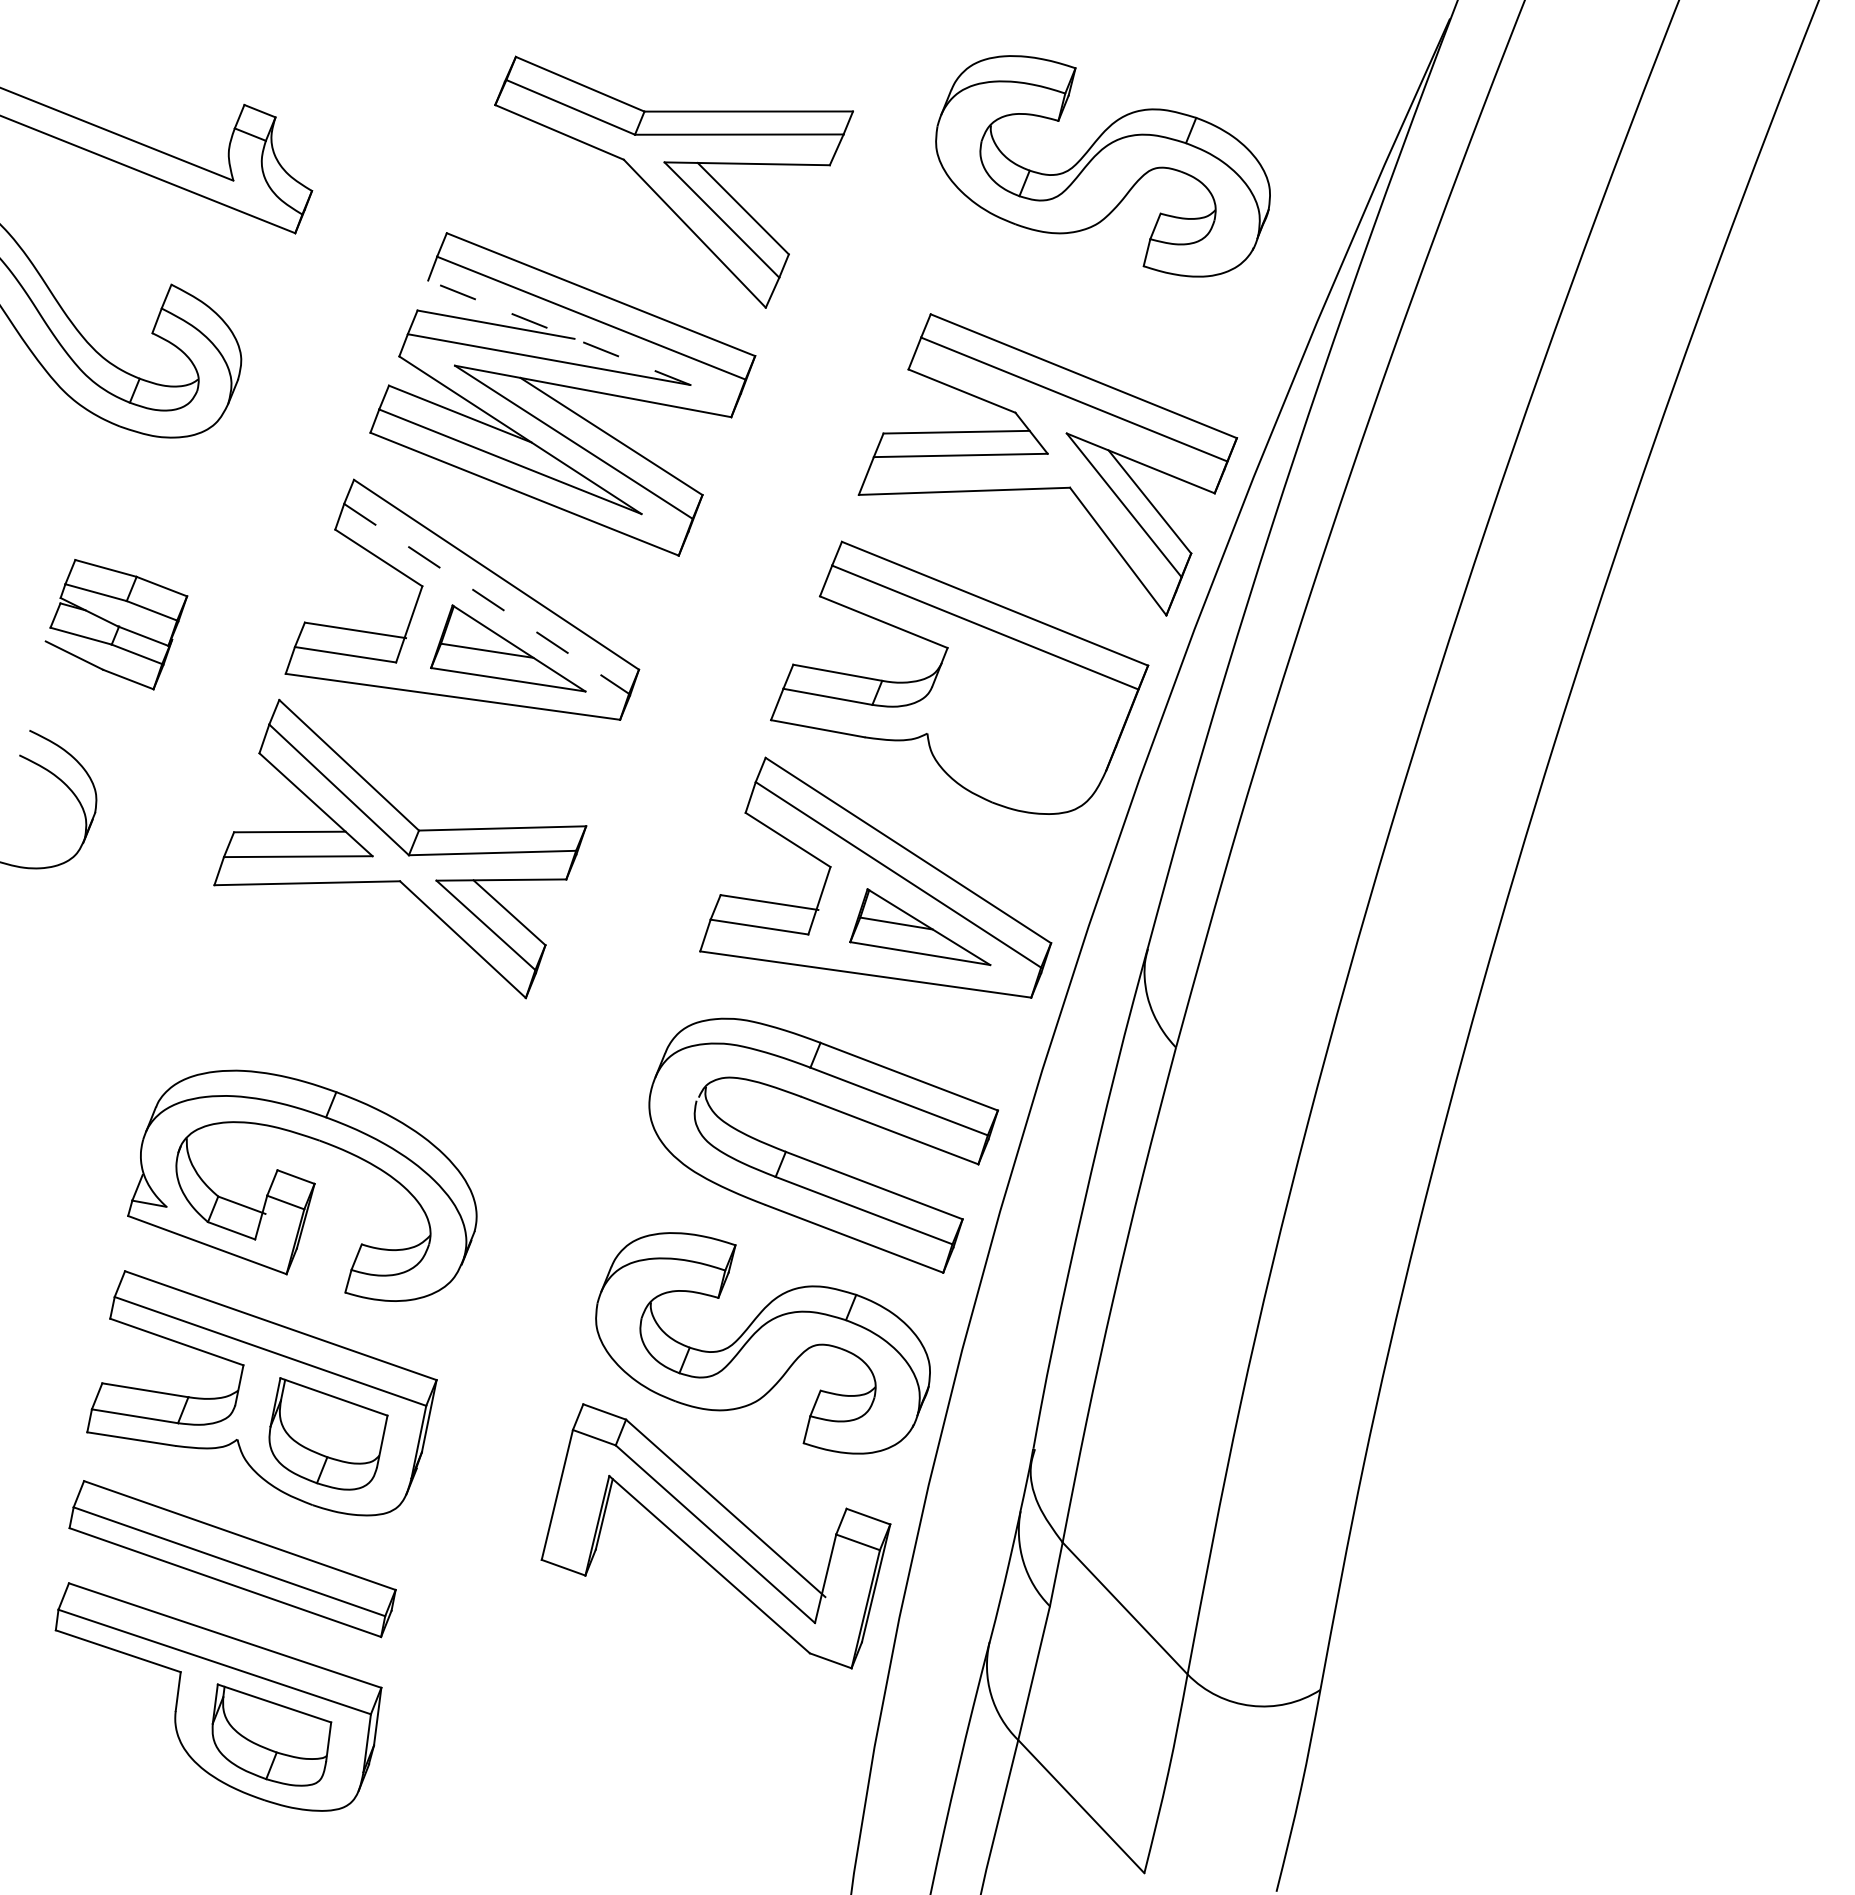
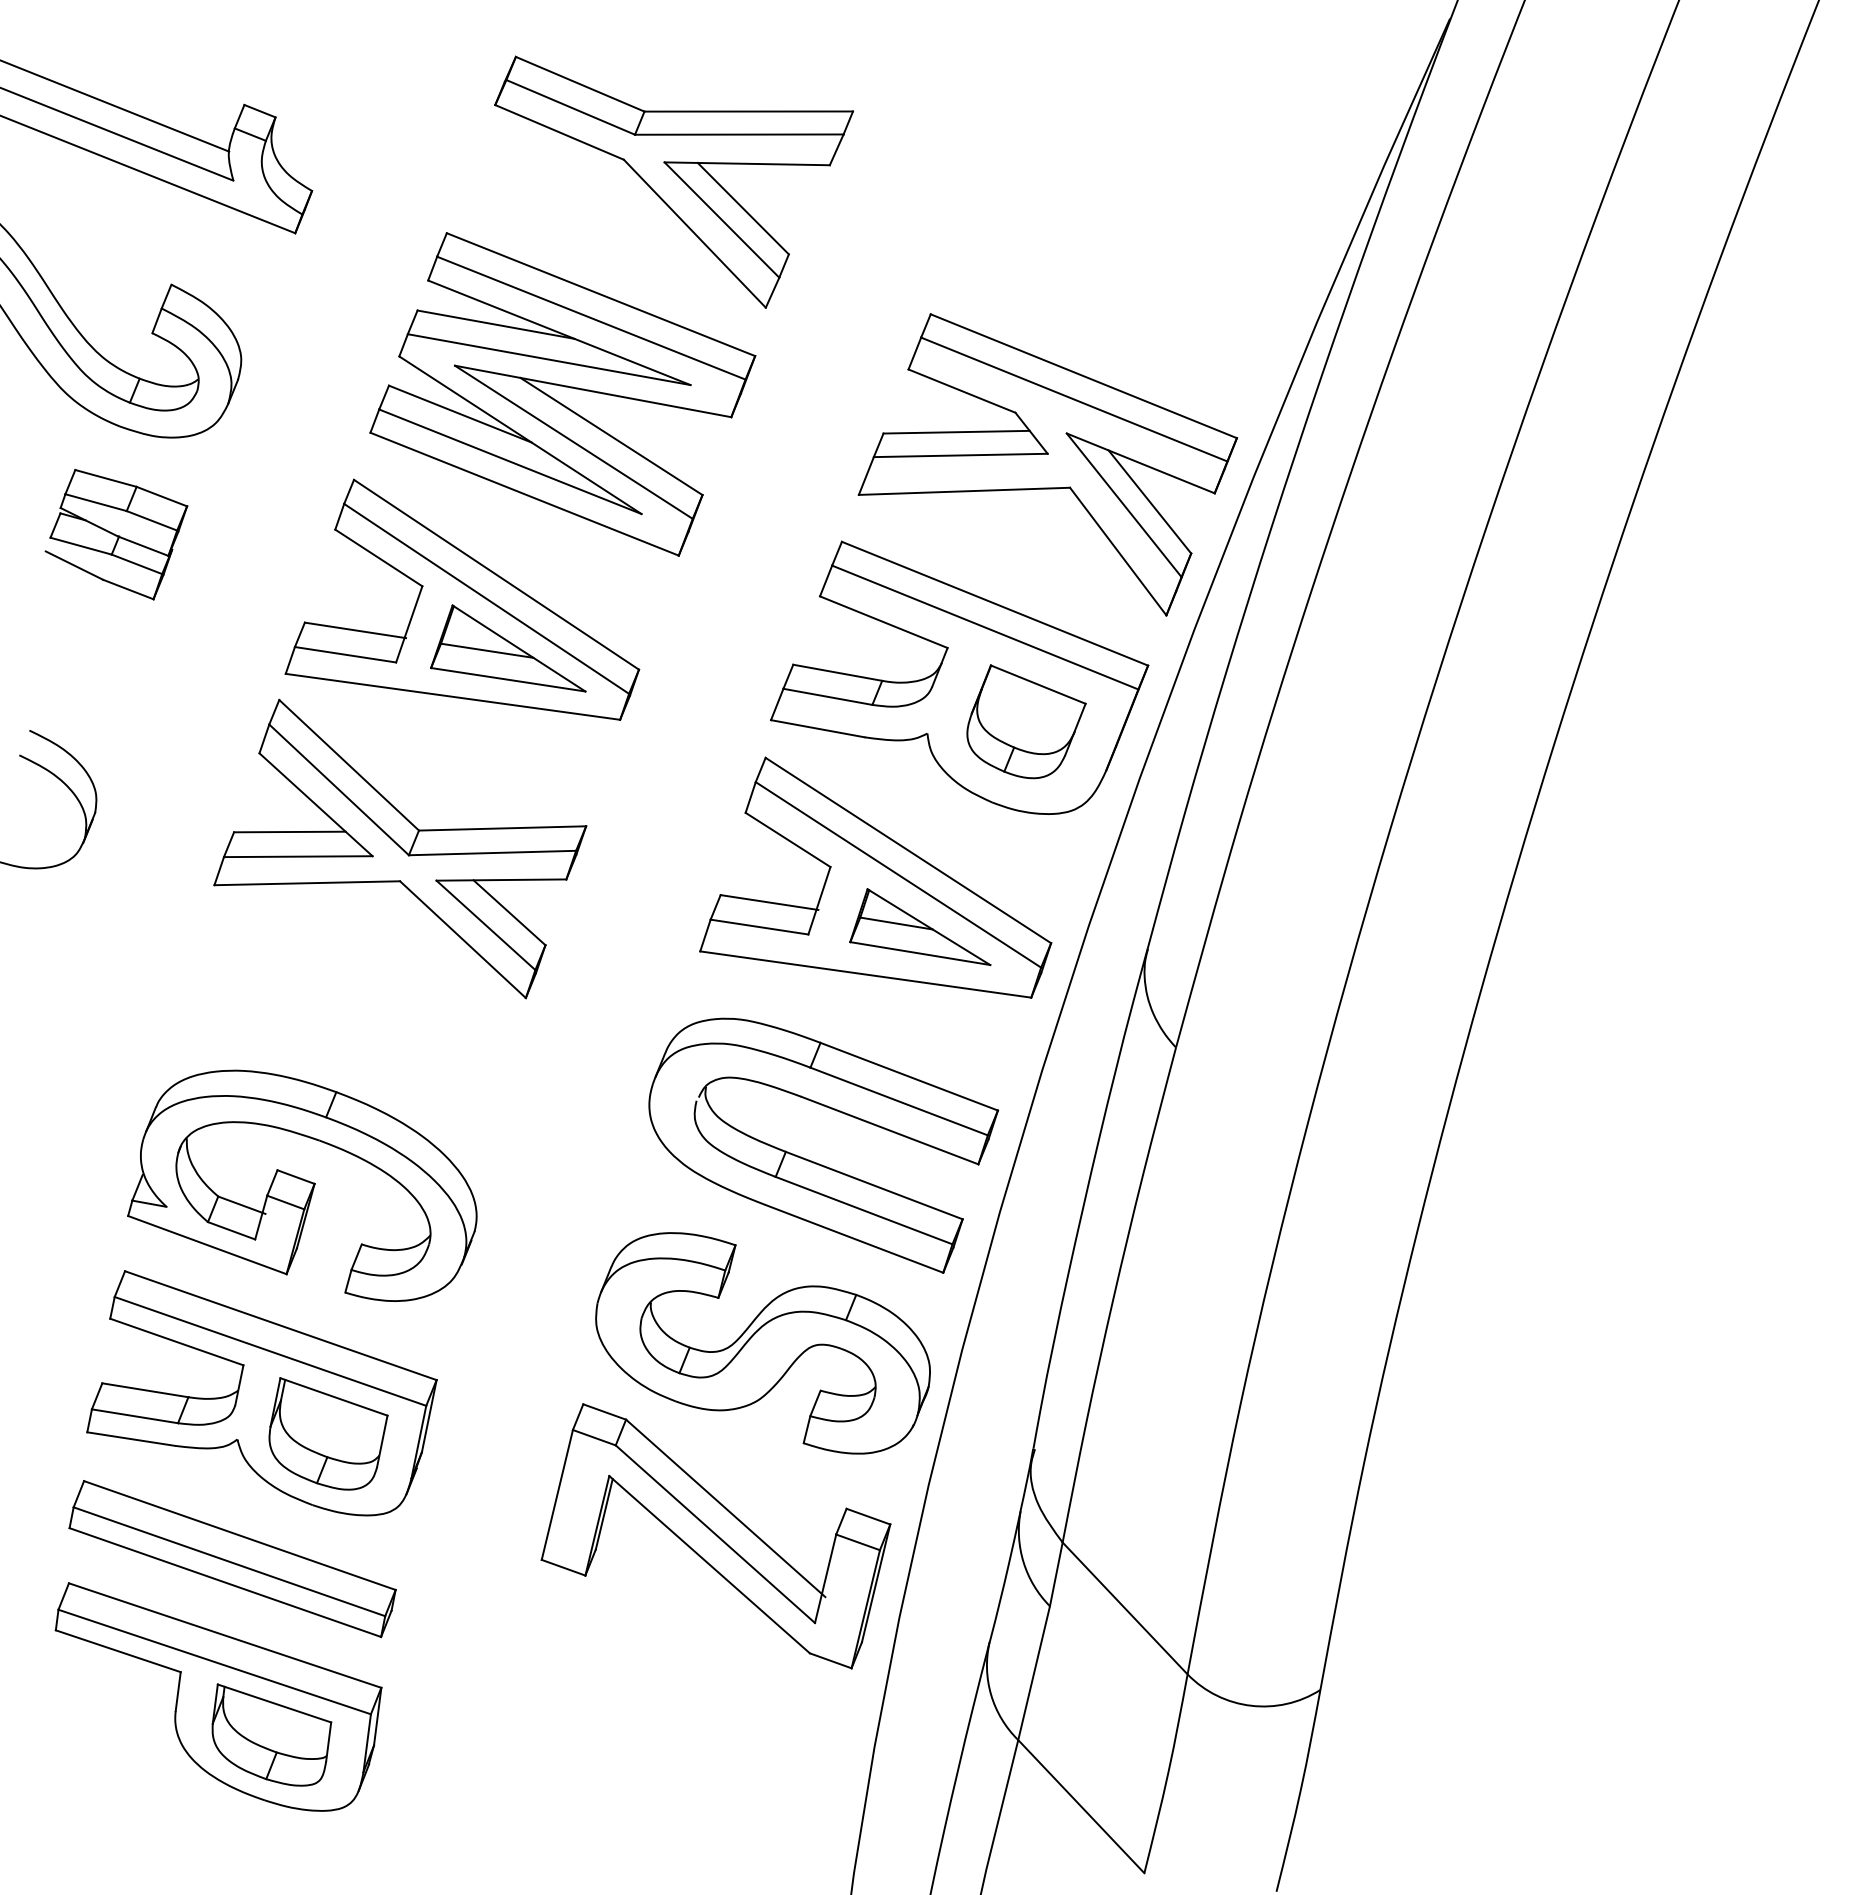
line: none -> present (115, 106)
part: present -> none (1102, 166)
line: dashed -> solid (558, 332)
line: dashed -> solid (487, 599)
part position: (116, 624) -> (116, 534) (116, 534)
part: none -> present (1026, 721)
